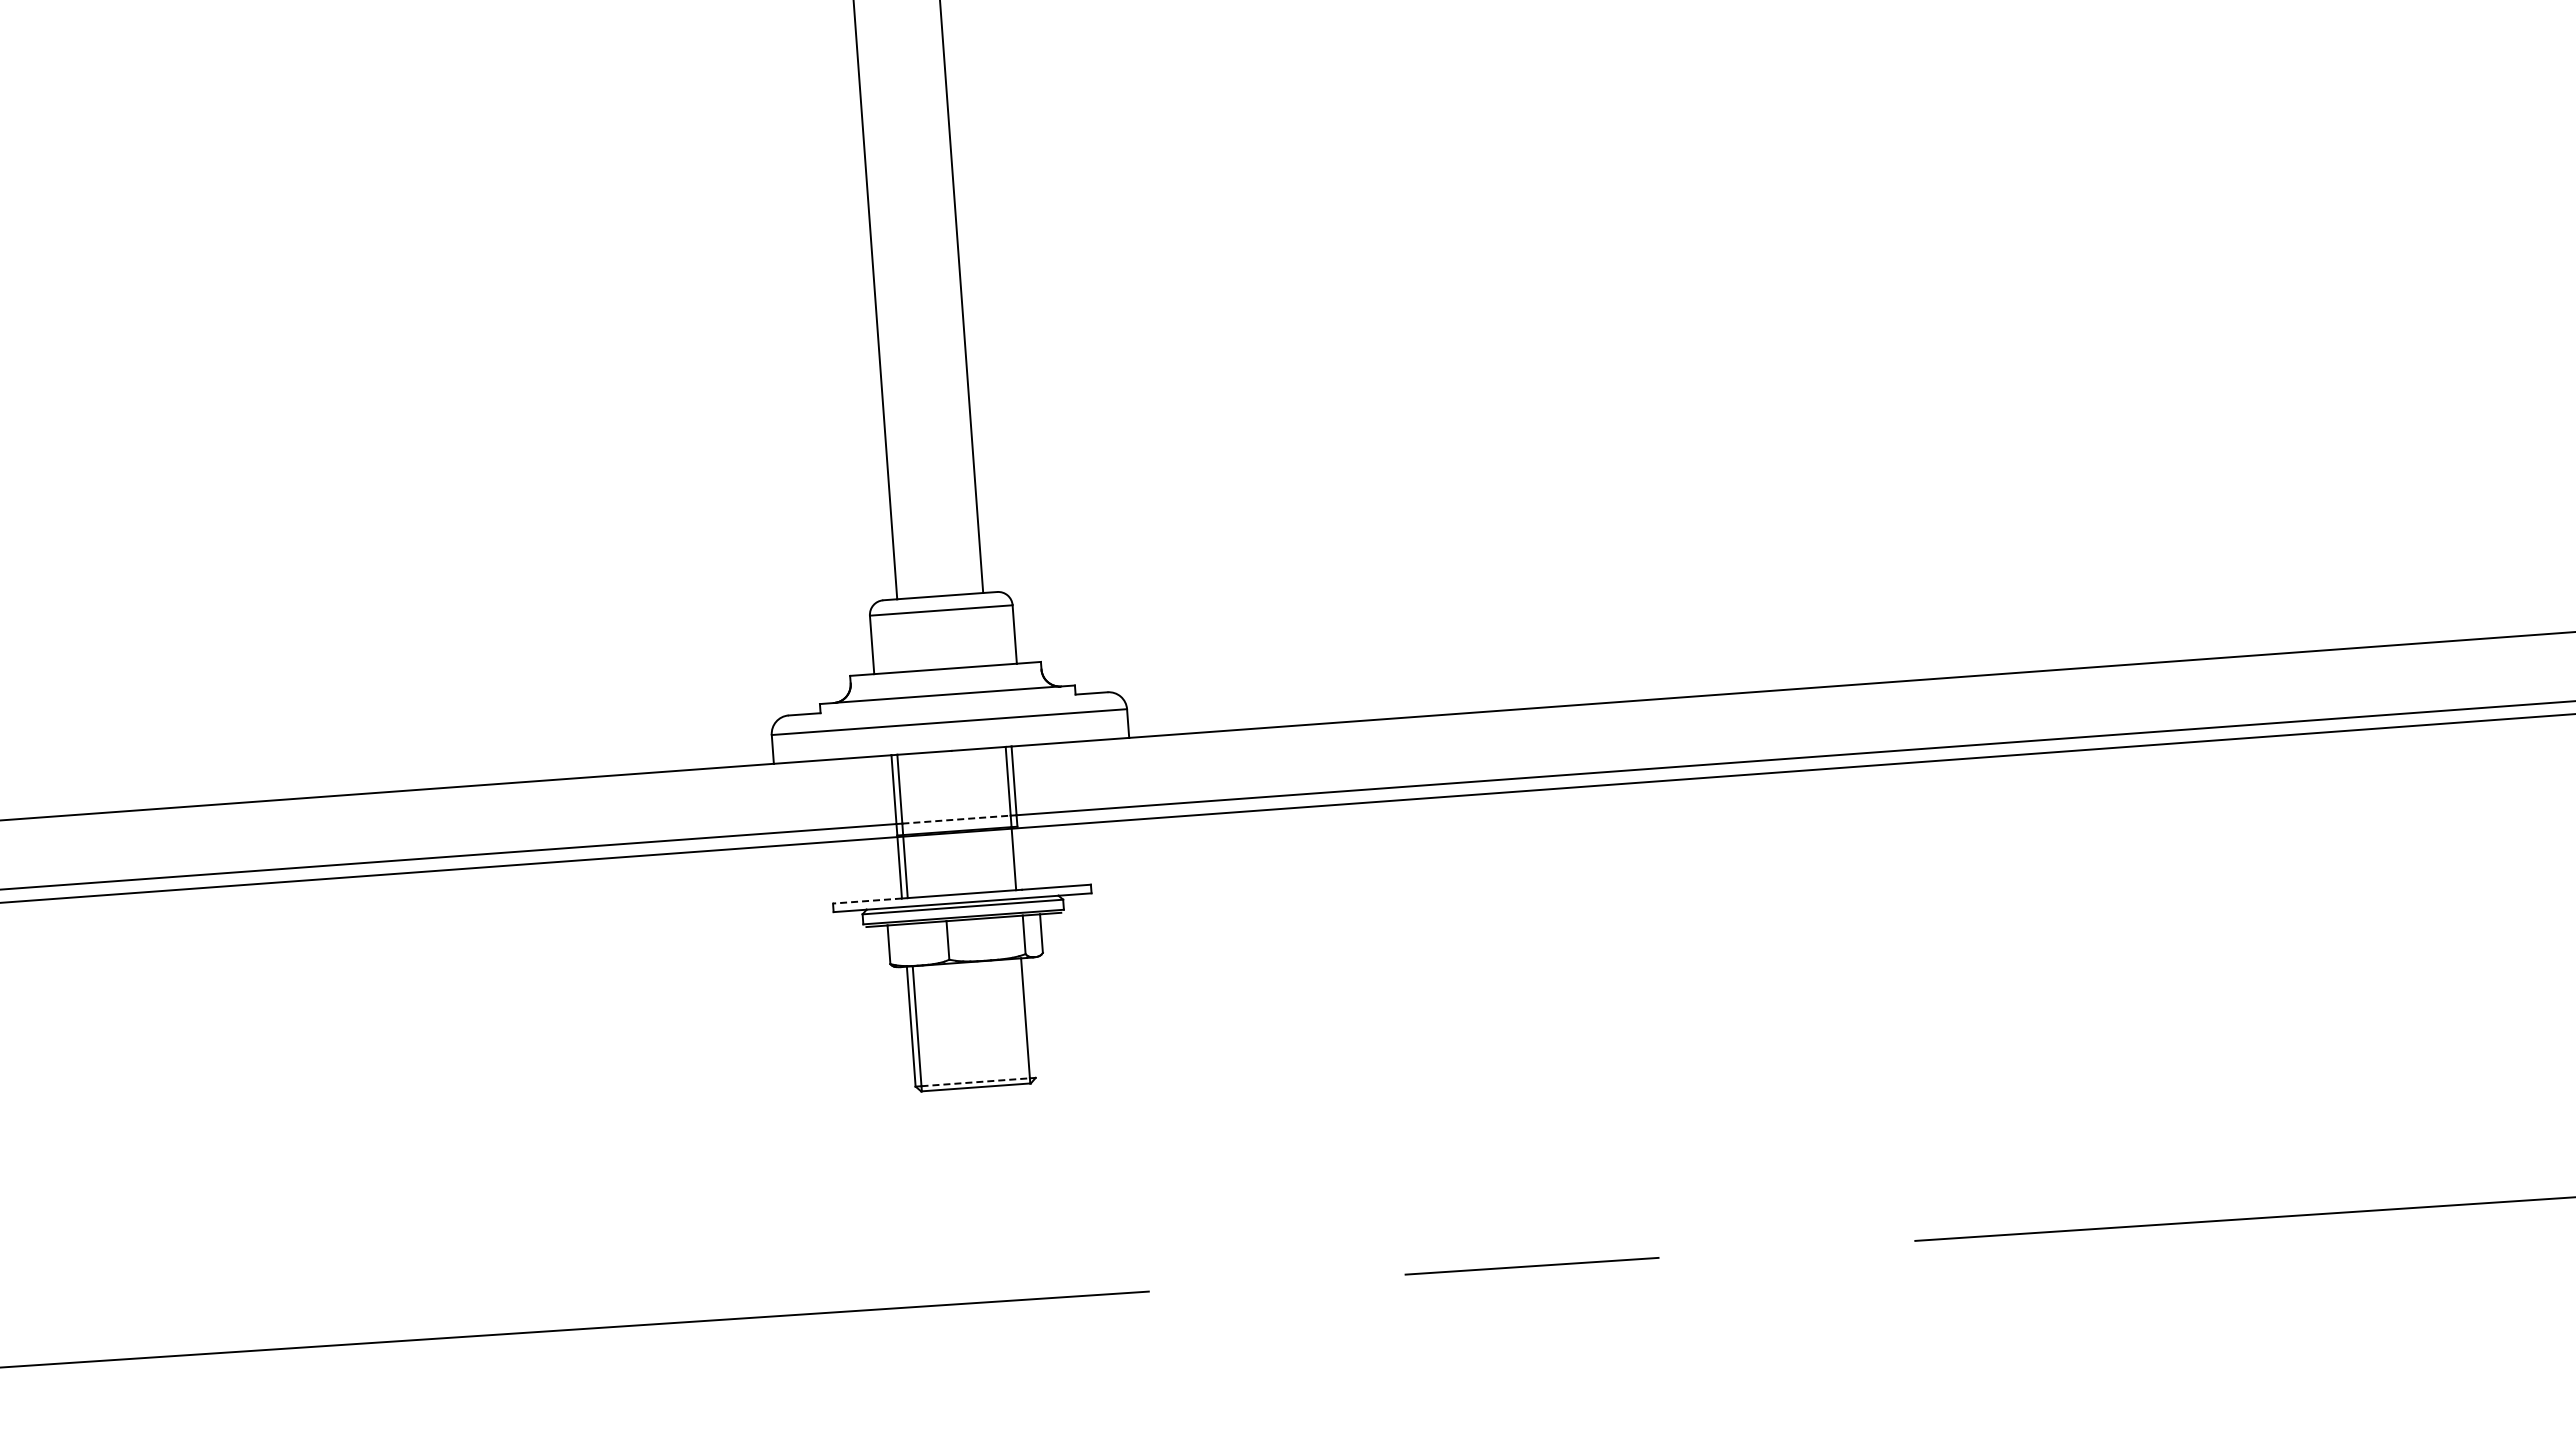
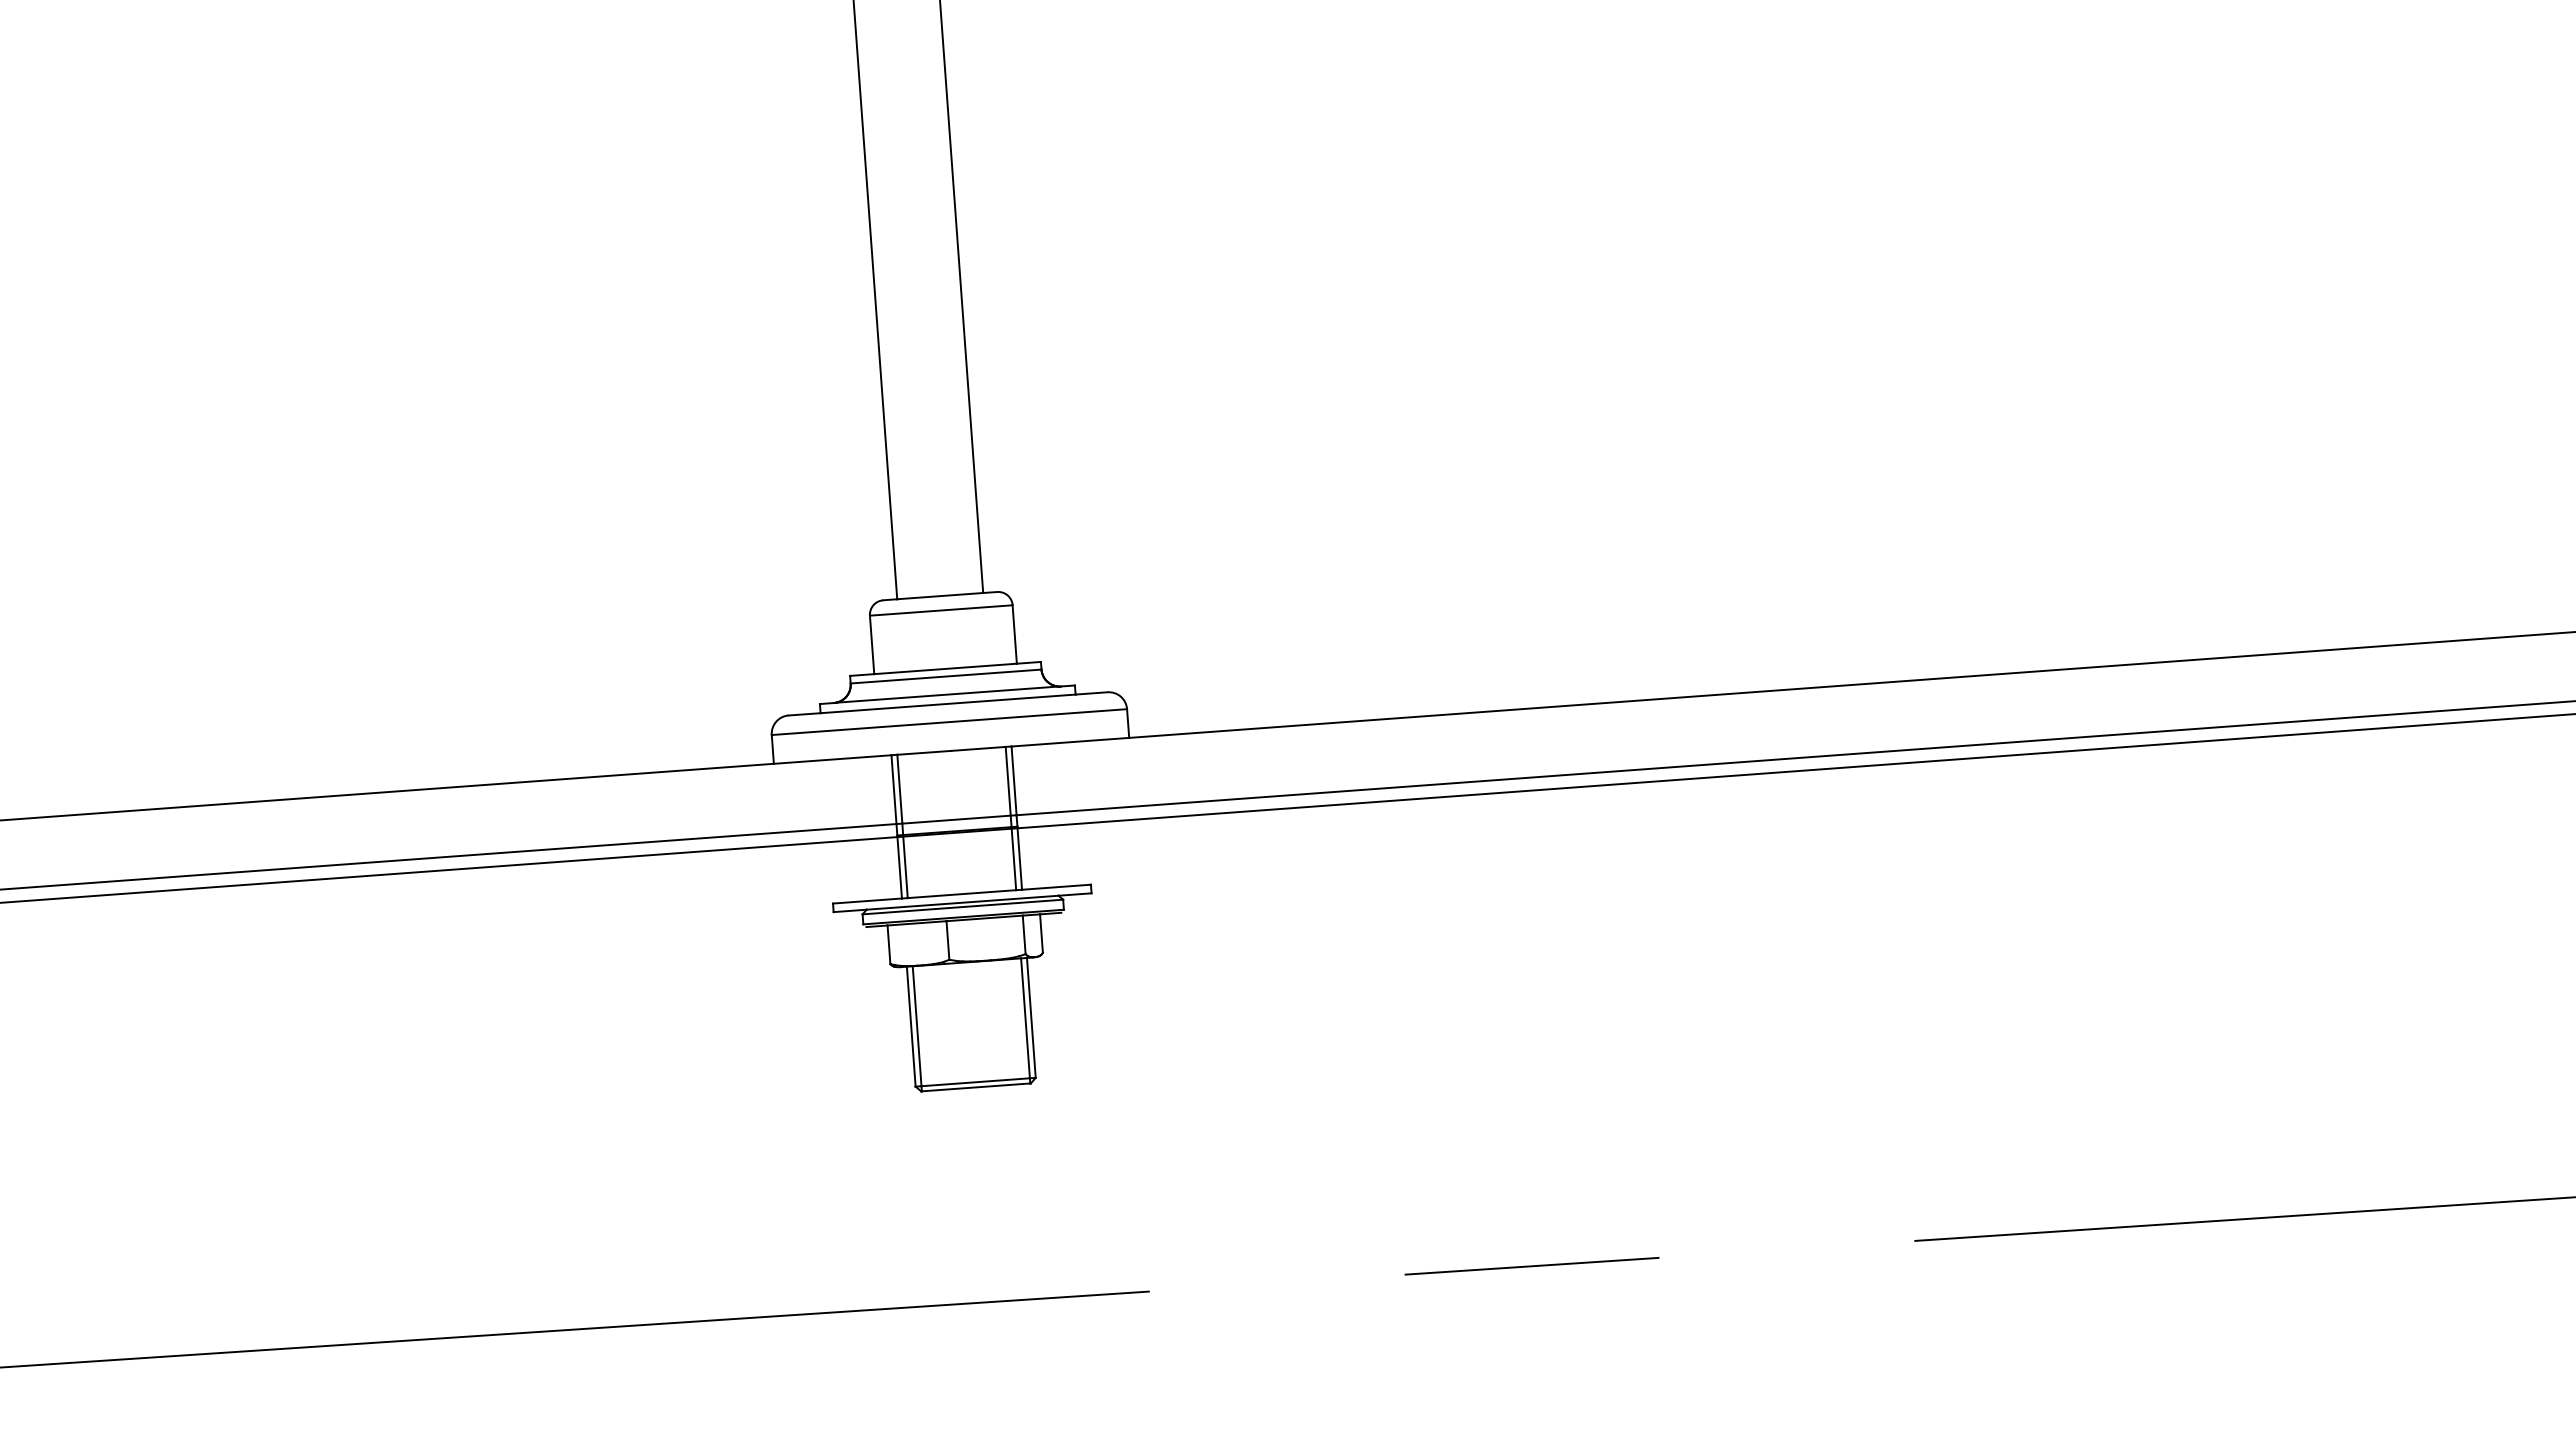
line: none -> present (945, 676)
line: none -> present (947, 703)
line: dashed -> solid (957, 819)
line: none -> present (1019, 857)
line: dashed -> solid (867, 901)
line: none -> present (1030, 1017)
line: dashed -> solid (976, 1082)
